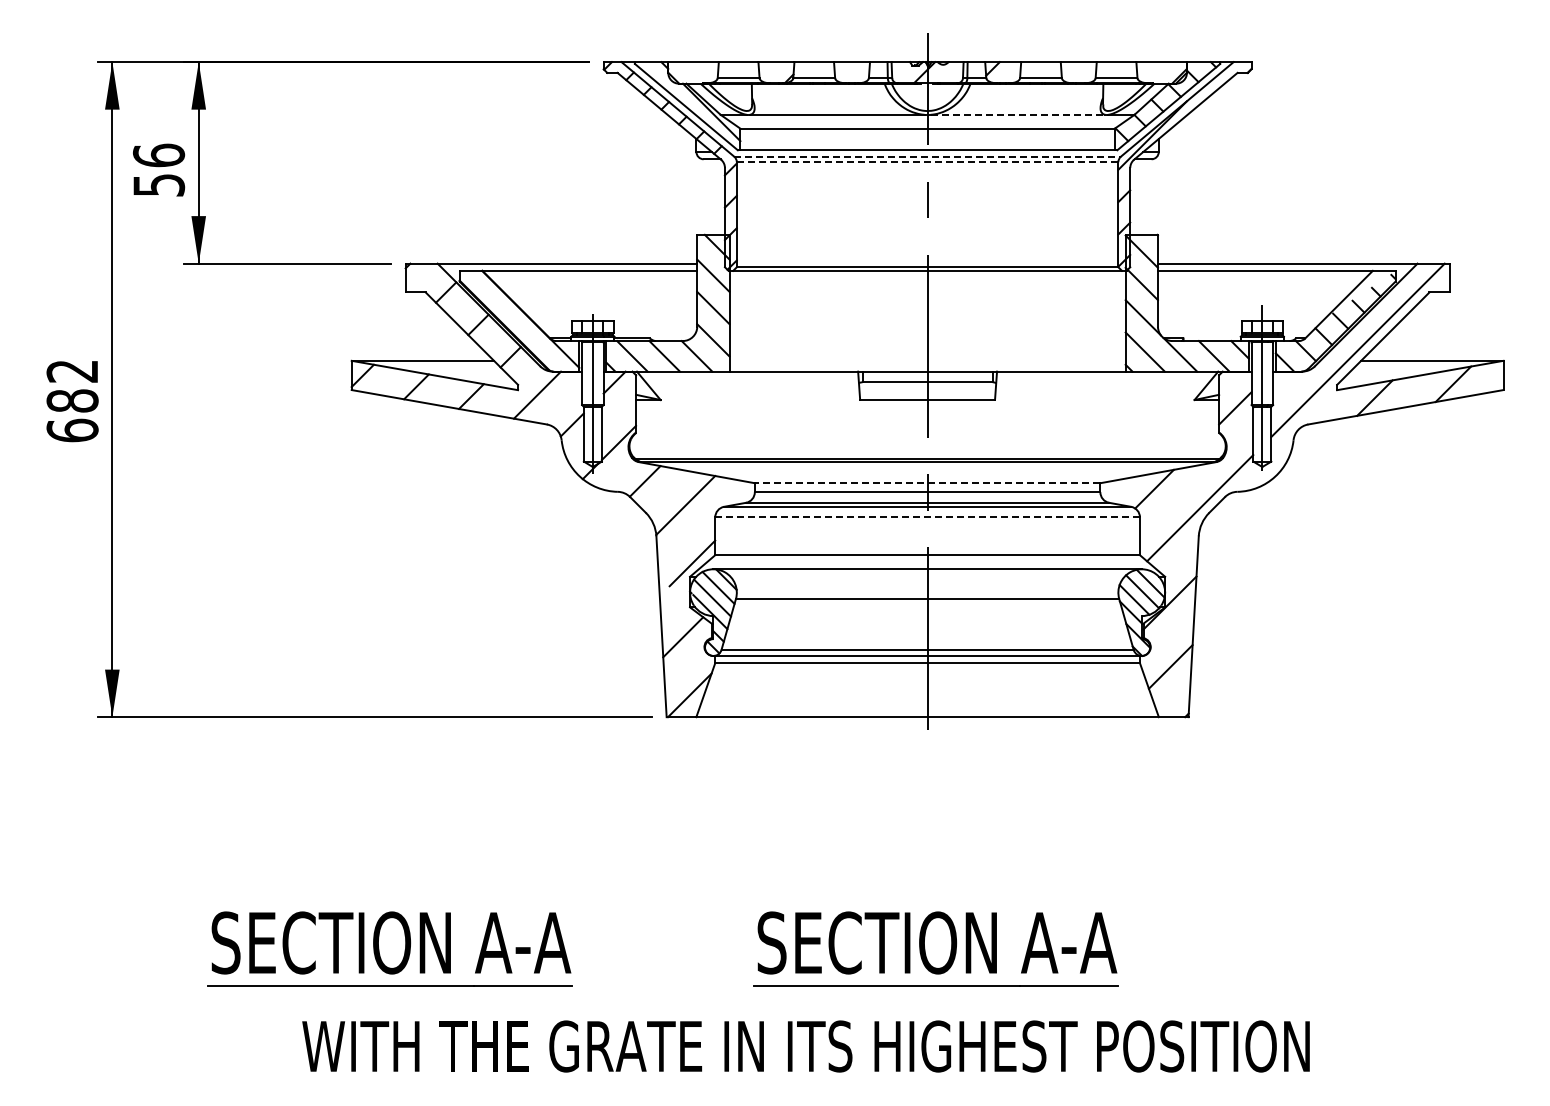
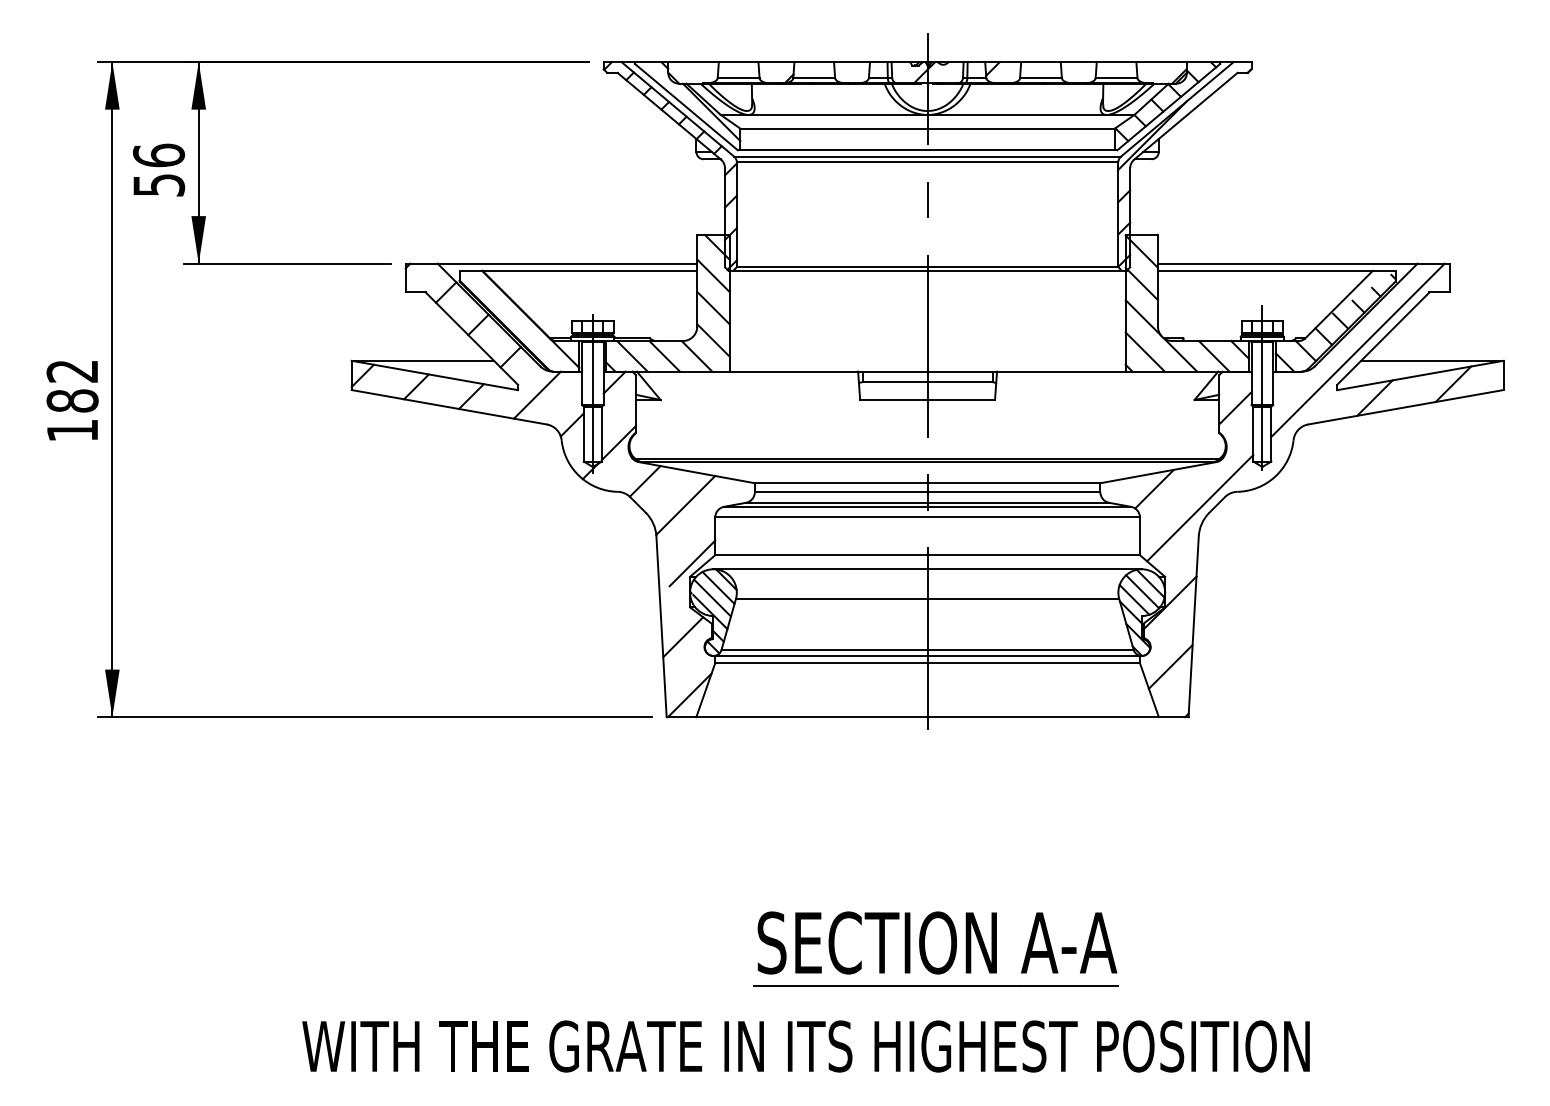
line: dashed -> solid (1018, 114)
line: dashed -> solid (928, 156)
line: dashed -> solid (927, 162)
text: 682 -> 182 (72, 430)
line: dashed -> solid (927, 483)
line: dashed -> solid (927, 517)
part: present -> none (389, 948)
